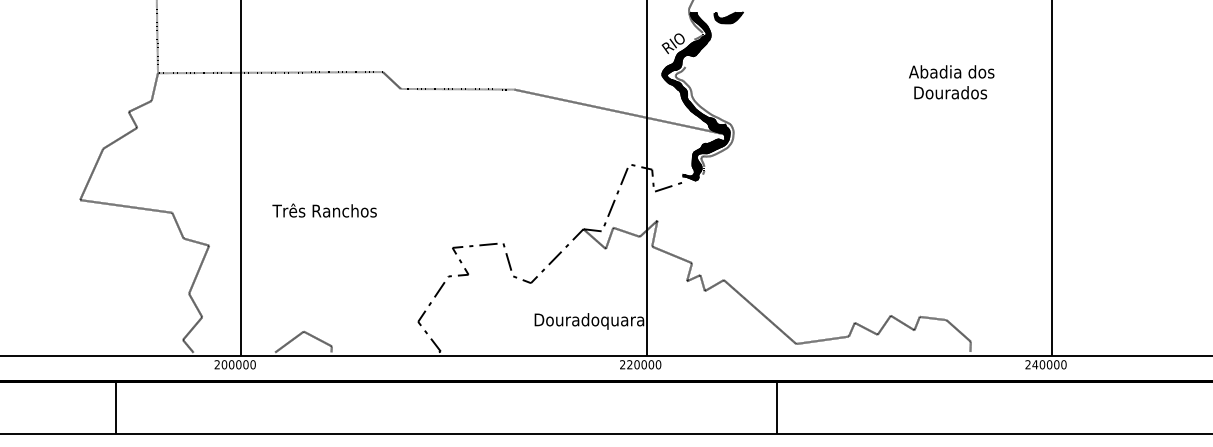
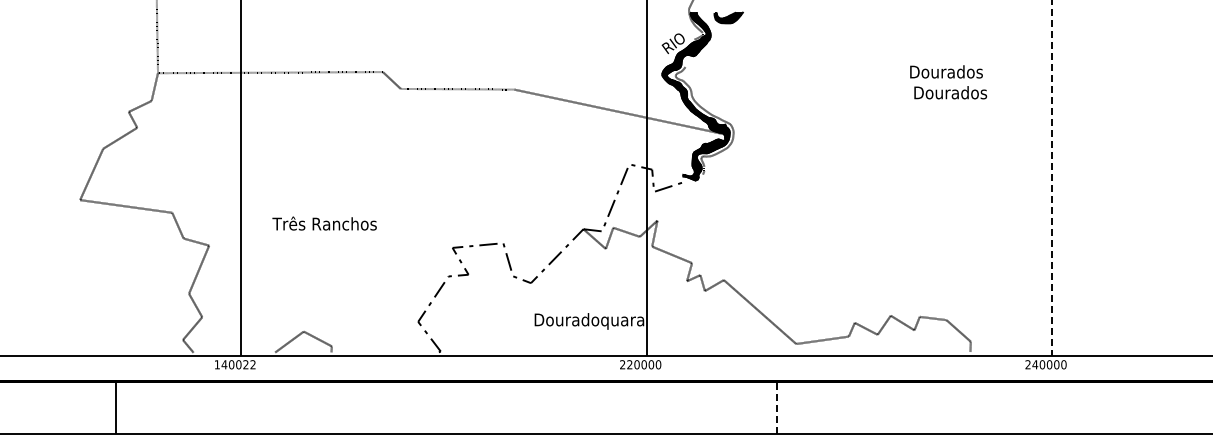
text: Abadia dos -> Dourados (951, 71)
line: solid -> dashed (1051, 178)
text position: (324, 210) -> (324, 223) (324, 223)
text: 200000 -> 140022 (234, 364)
line: solid -> dashed (776, 407)
